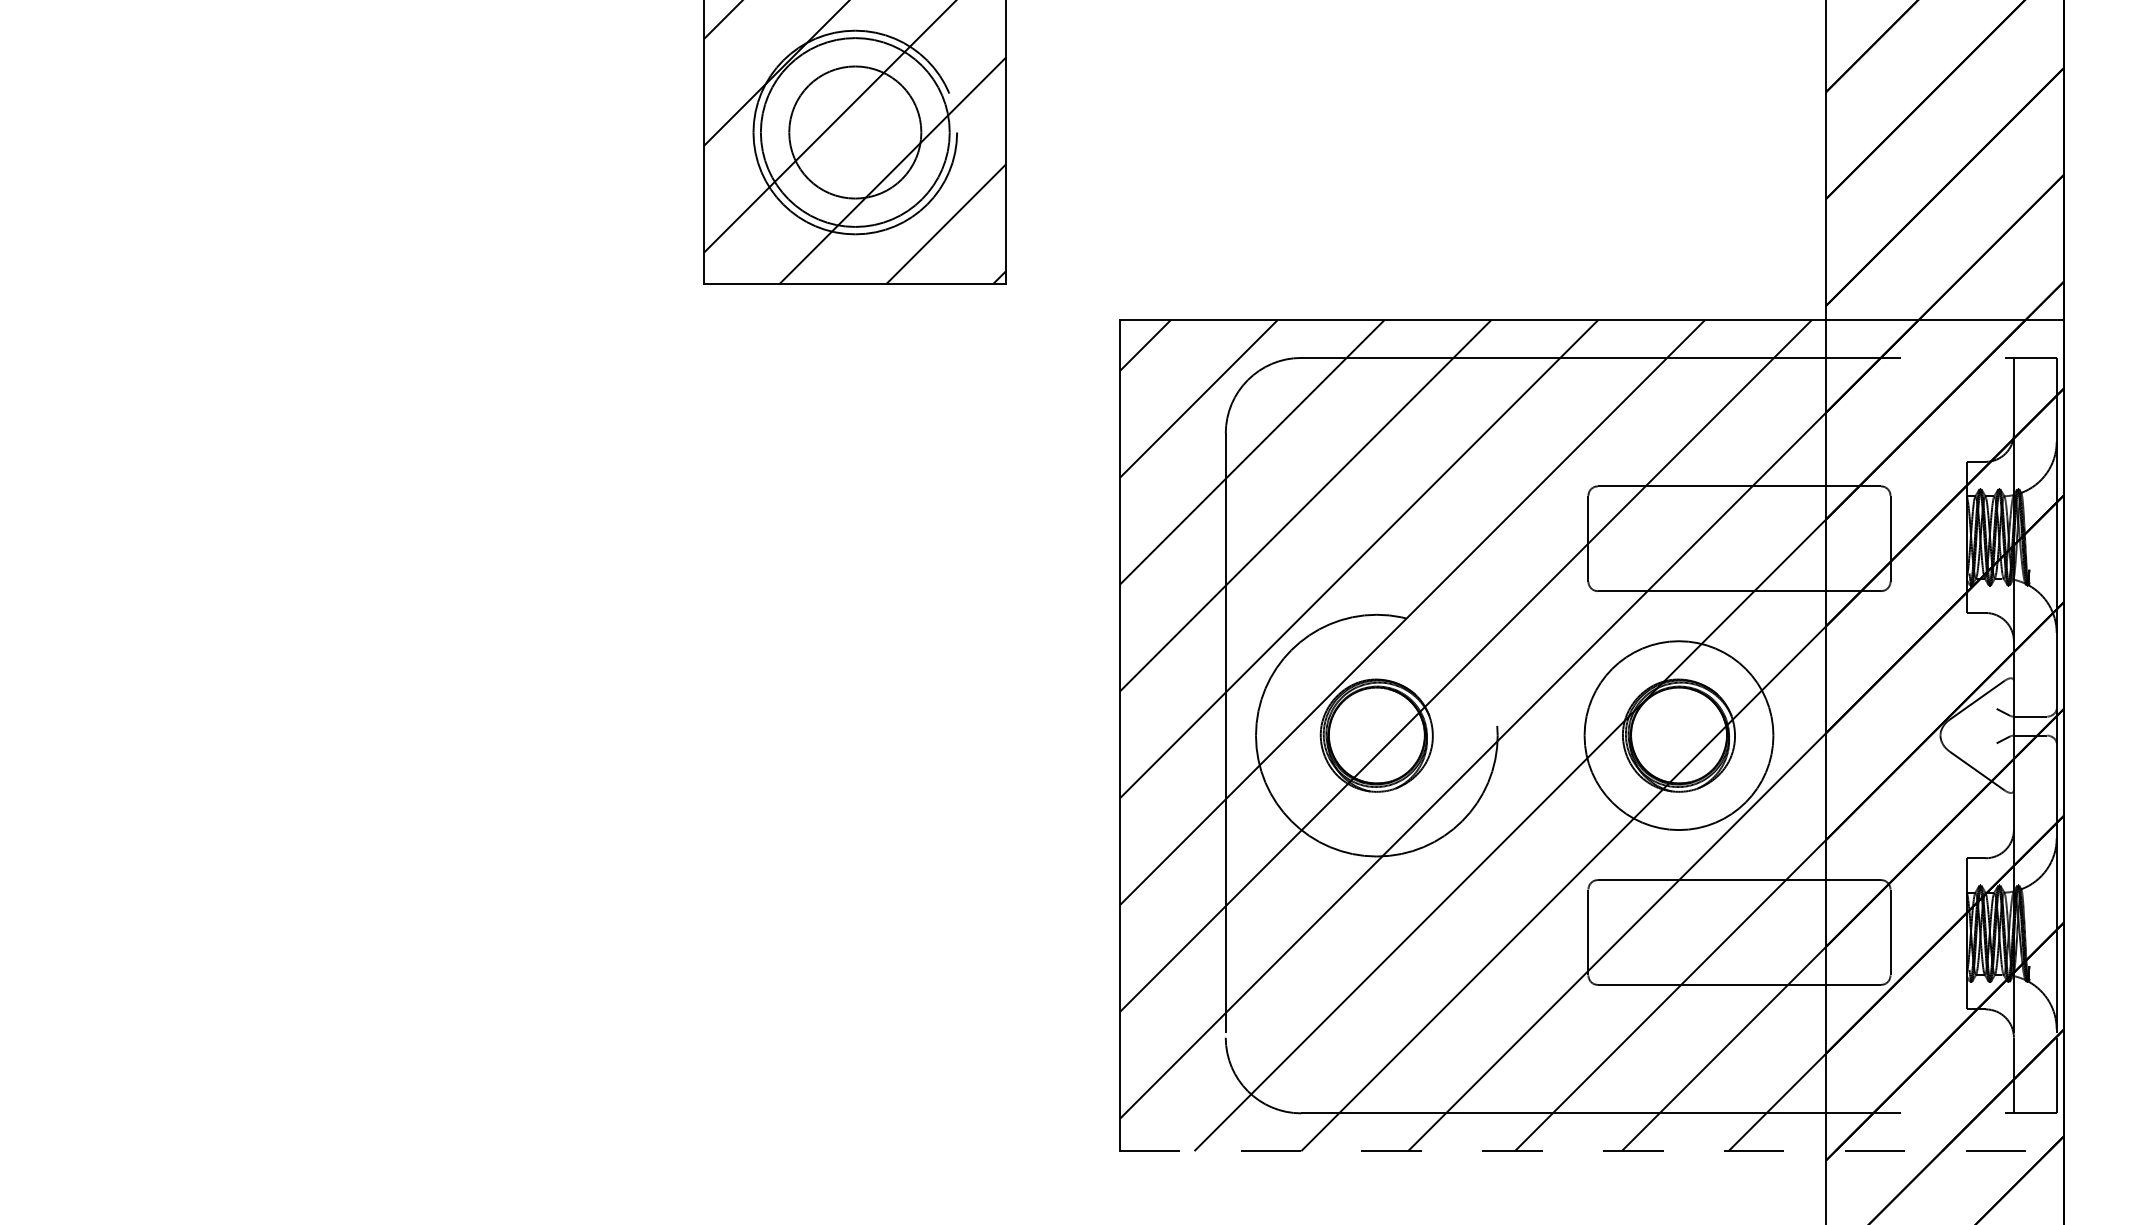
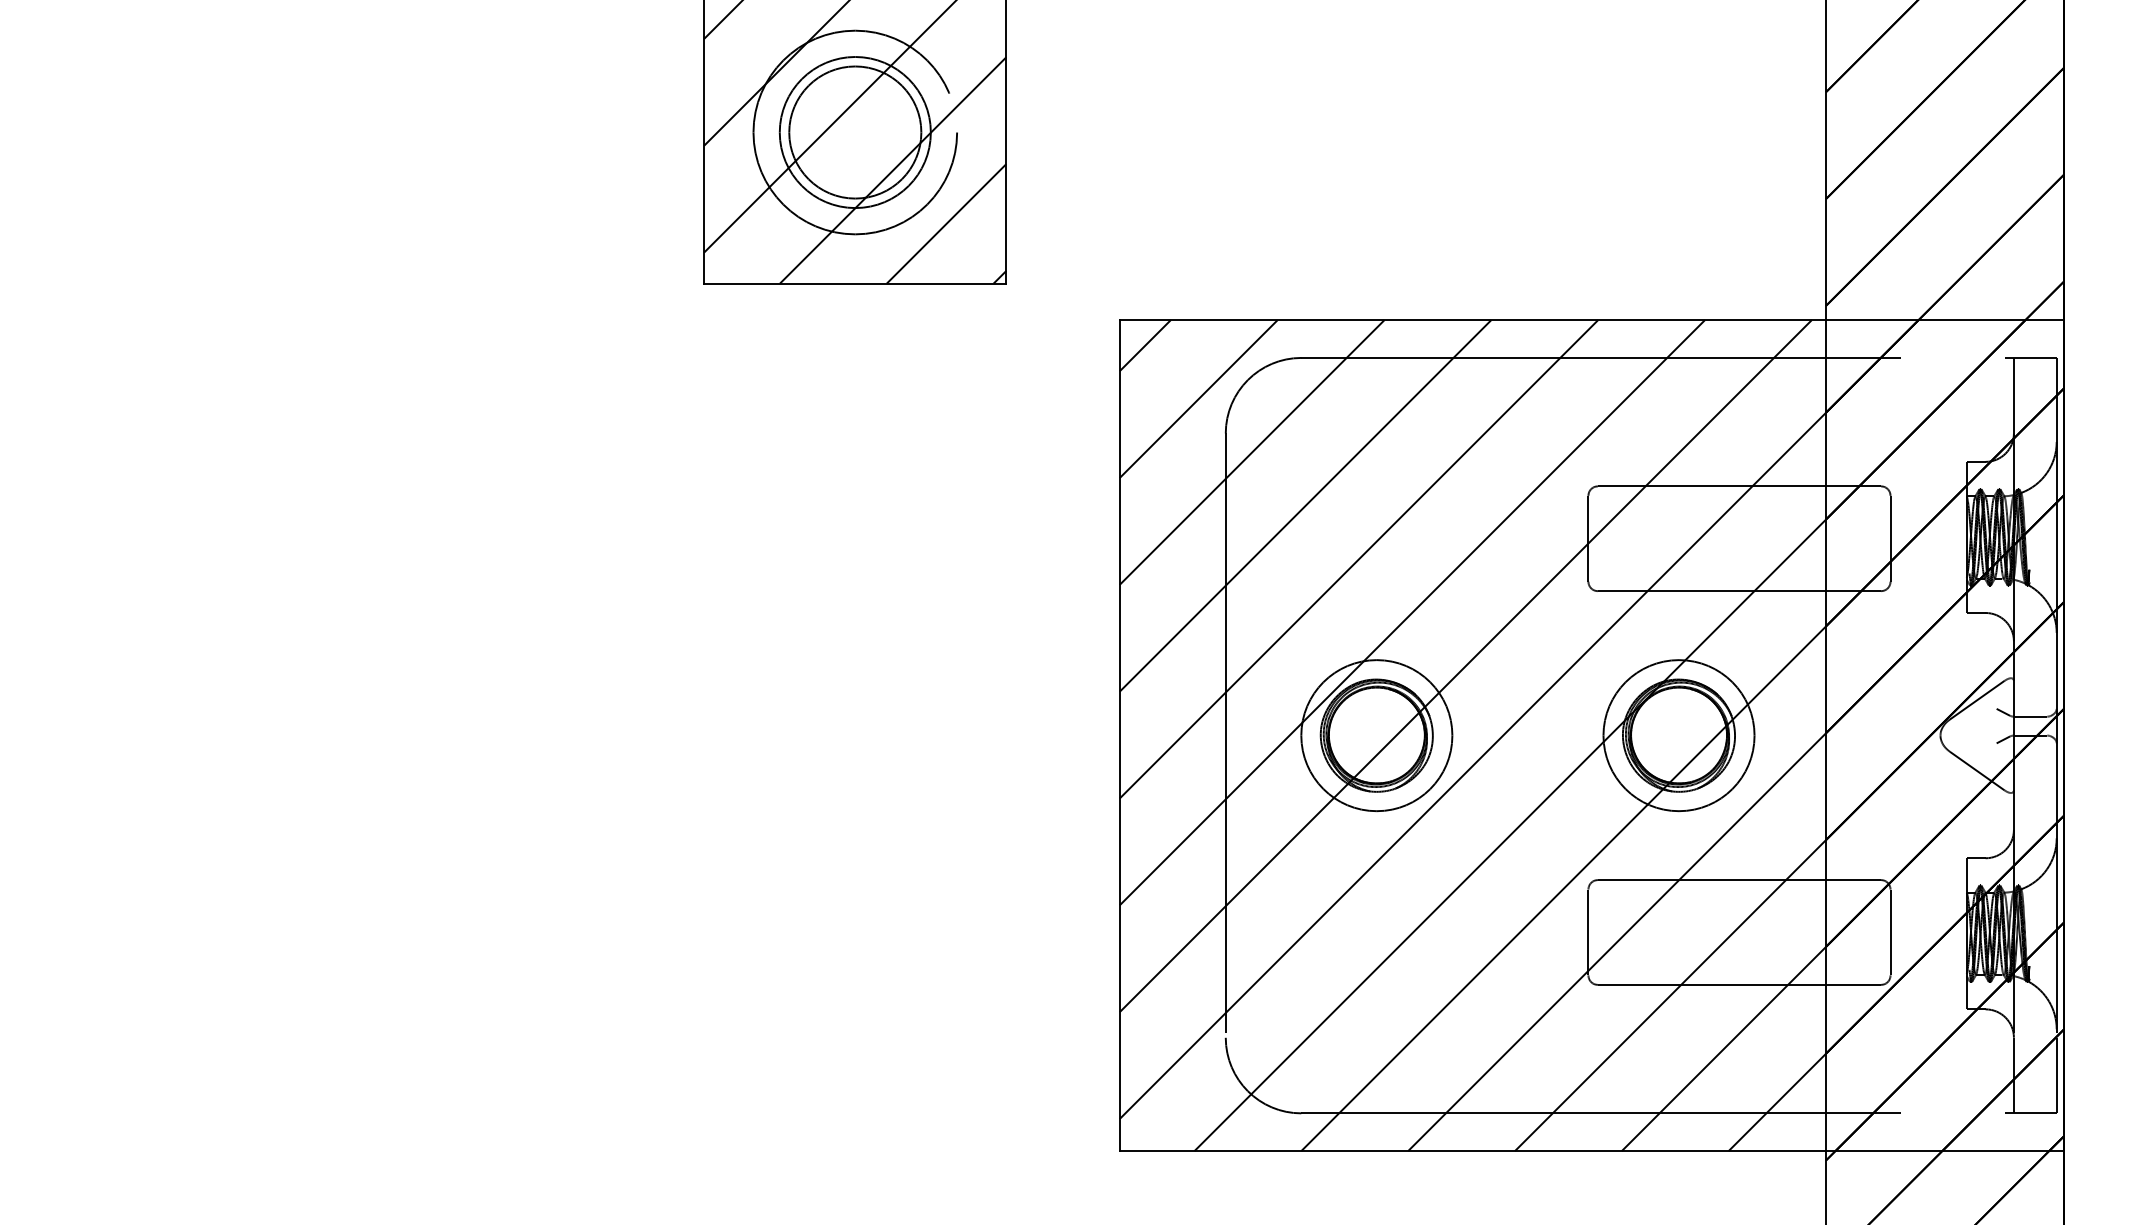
circle diameter: 189 px -> 151 px (854, 132)
circle diameter: 242 px -> 151 px (1376, 735)
circle diameter: 189 px -> 151 px (1678, 735)
line: dashed -> solid (1592, 1151)
